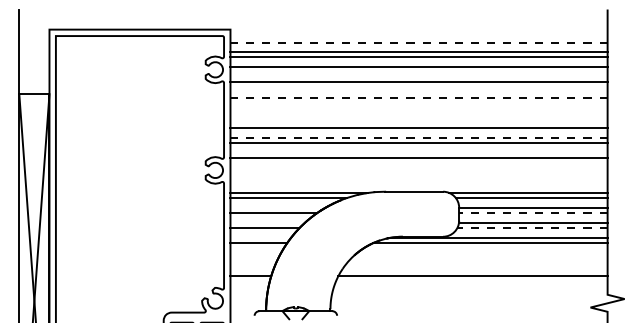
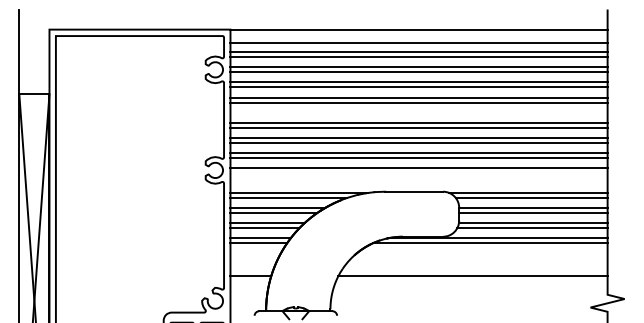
line: none -> present (418, 29)
line: dashed -> solid (419, 43)
line: none -> present (418, 72)
line: none -> present (418, 87)
line: dashed -> solid (419, 97)
line: none -> present (418, 102)
line: none -> present (418, 122)
line: dashed -> solid (419, 137)
line: none -> present (418, 152)
line: none -> present (418, 167)
line: none -> present (277, 208)
line: dashed -> solid (532, 213)
line: none -> present (267, 223)
line: dashed -> solid (531, 228)
line: none -> present (260, 238)
